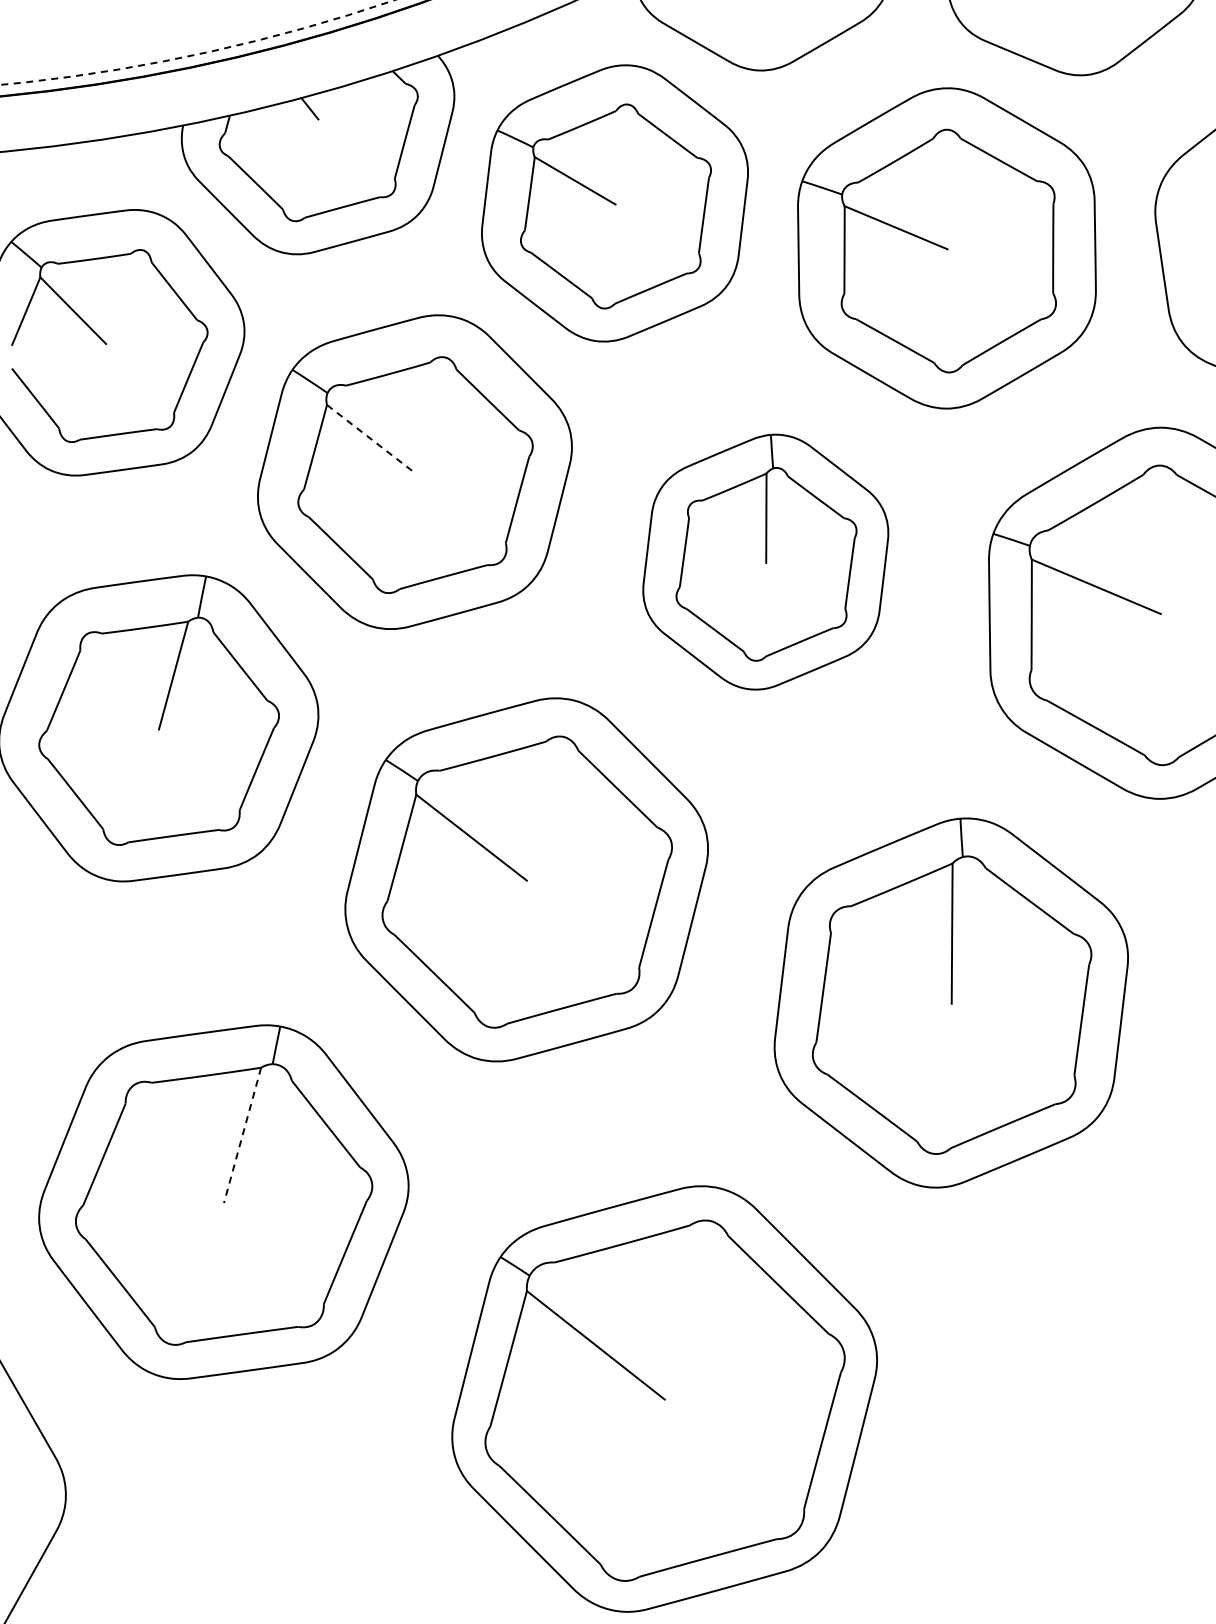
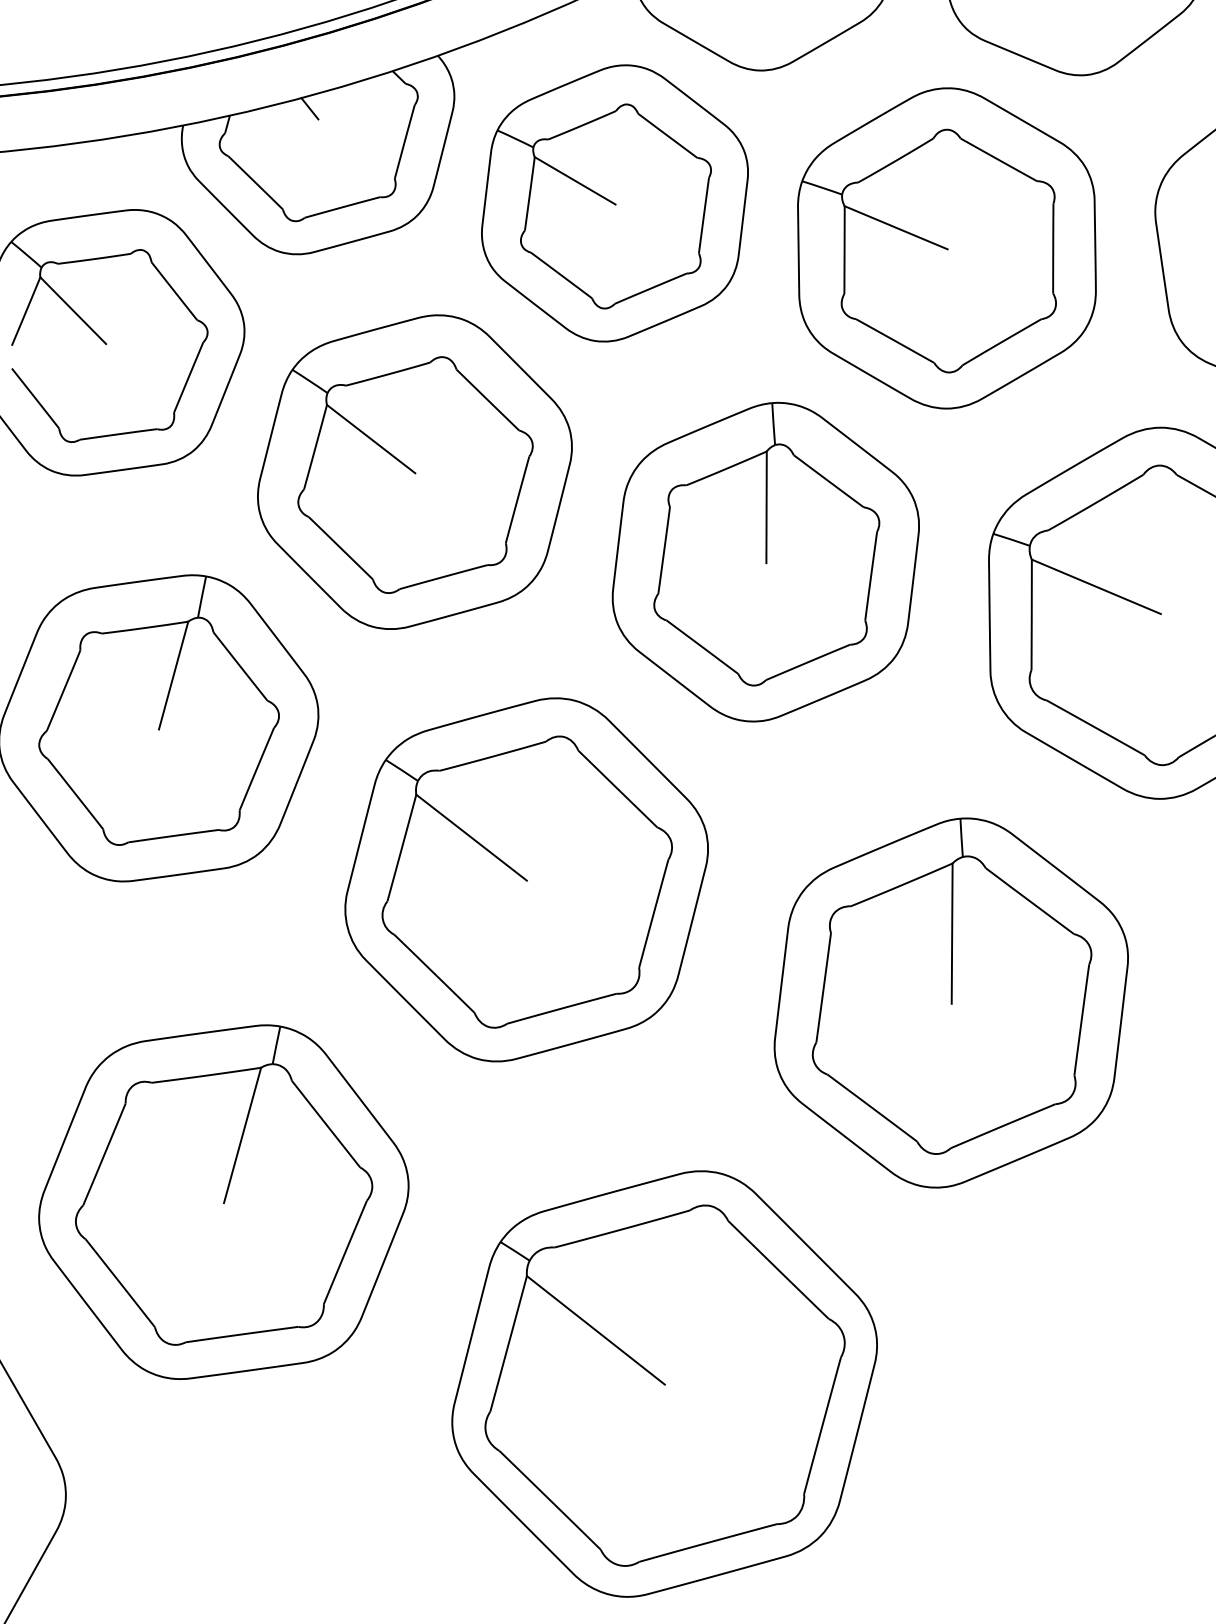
arc: dashed -> solid (201, 53)
line: dashed -> solid (371, 439)
part size: 248x258 px -> 309x322 px (765, 561)
line: dashed -> solid (242, 1135)
part position: (664, 1398) -> (664, 1383) (664, 1383)
